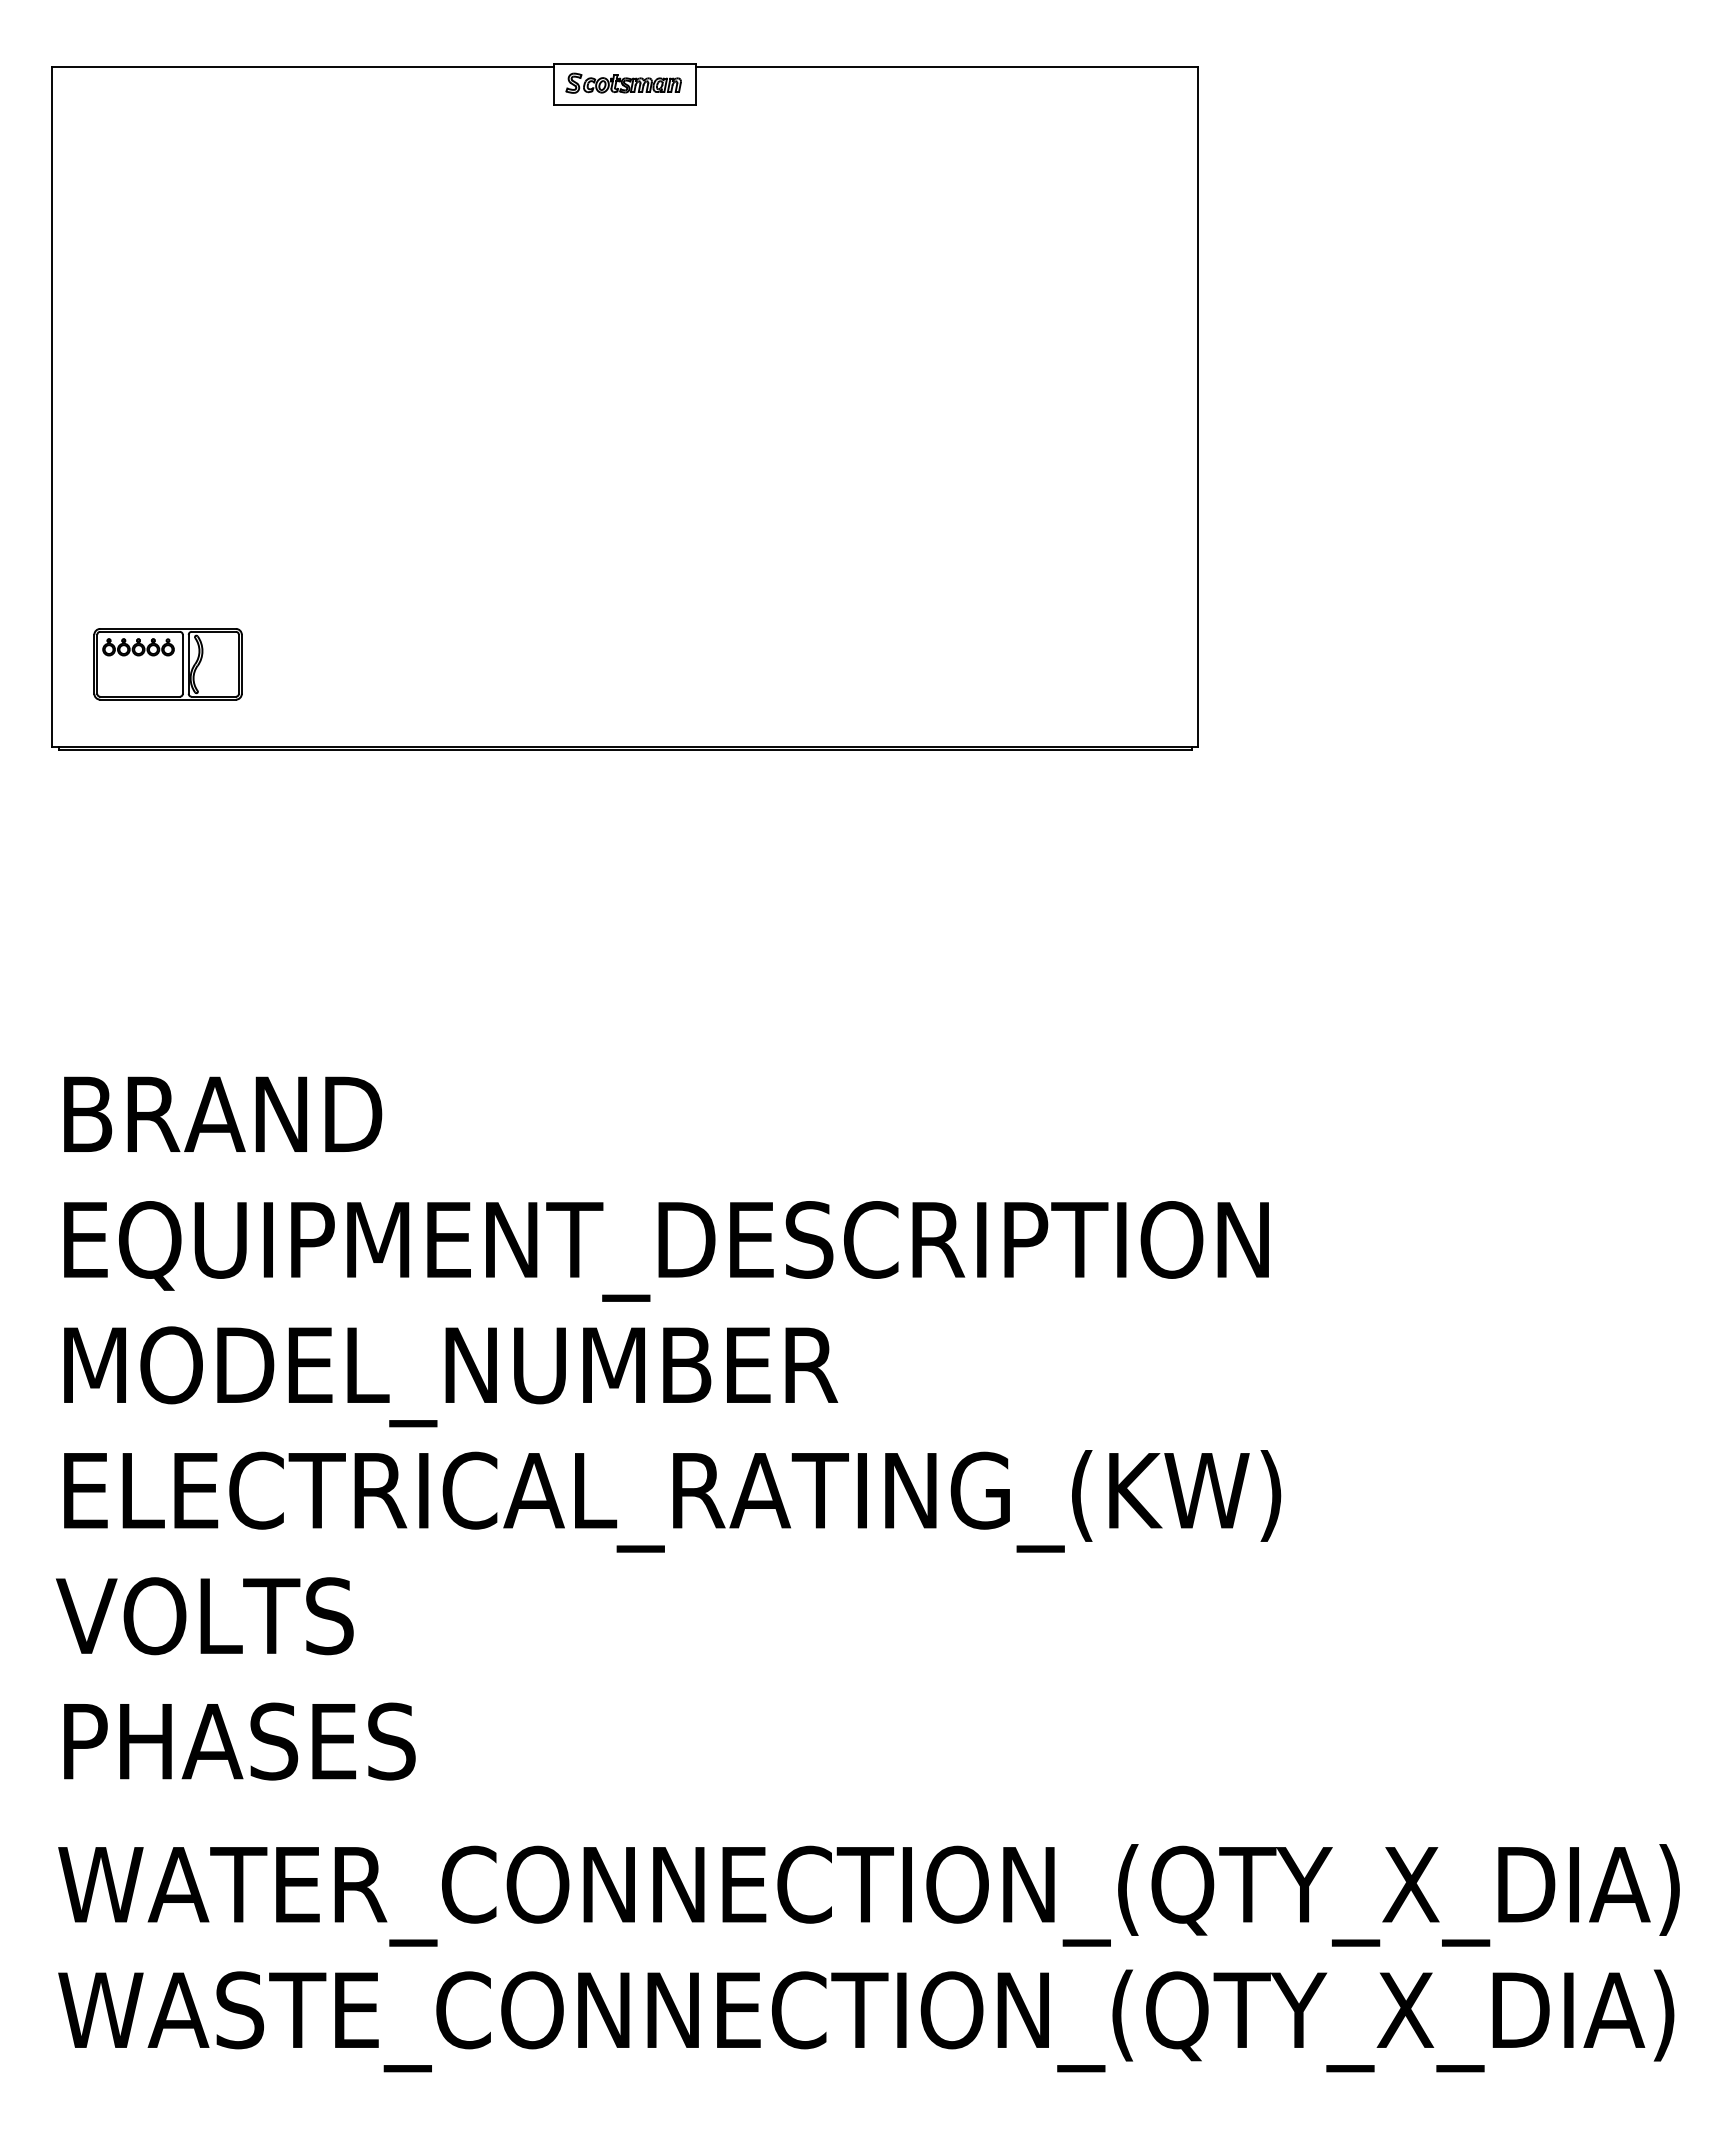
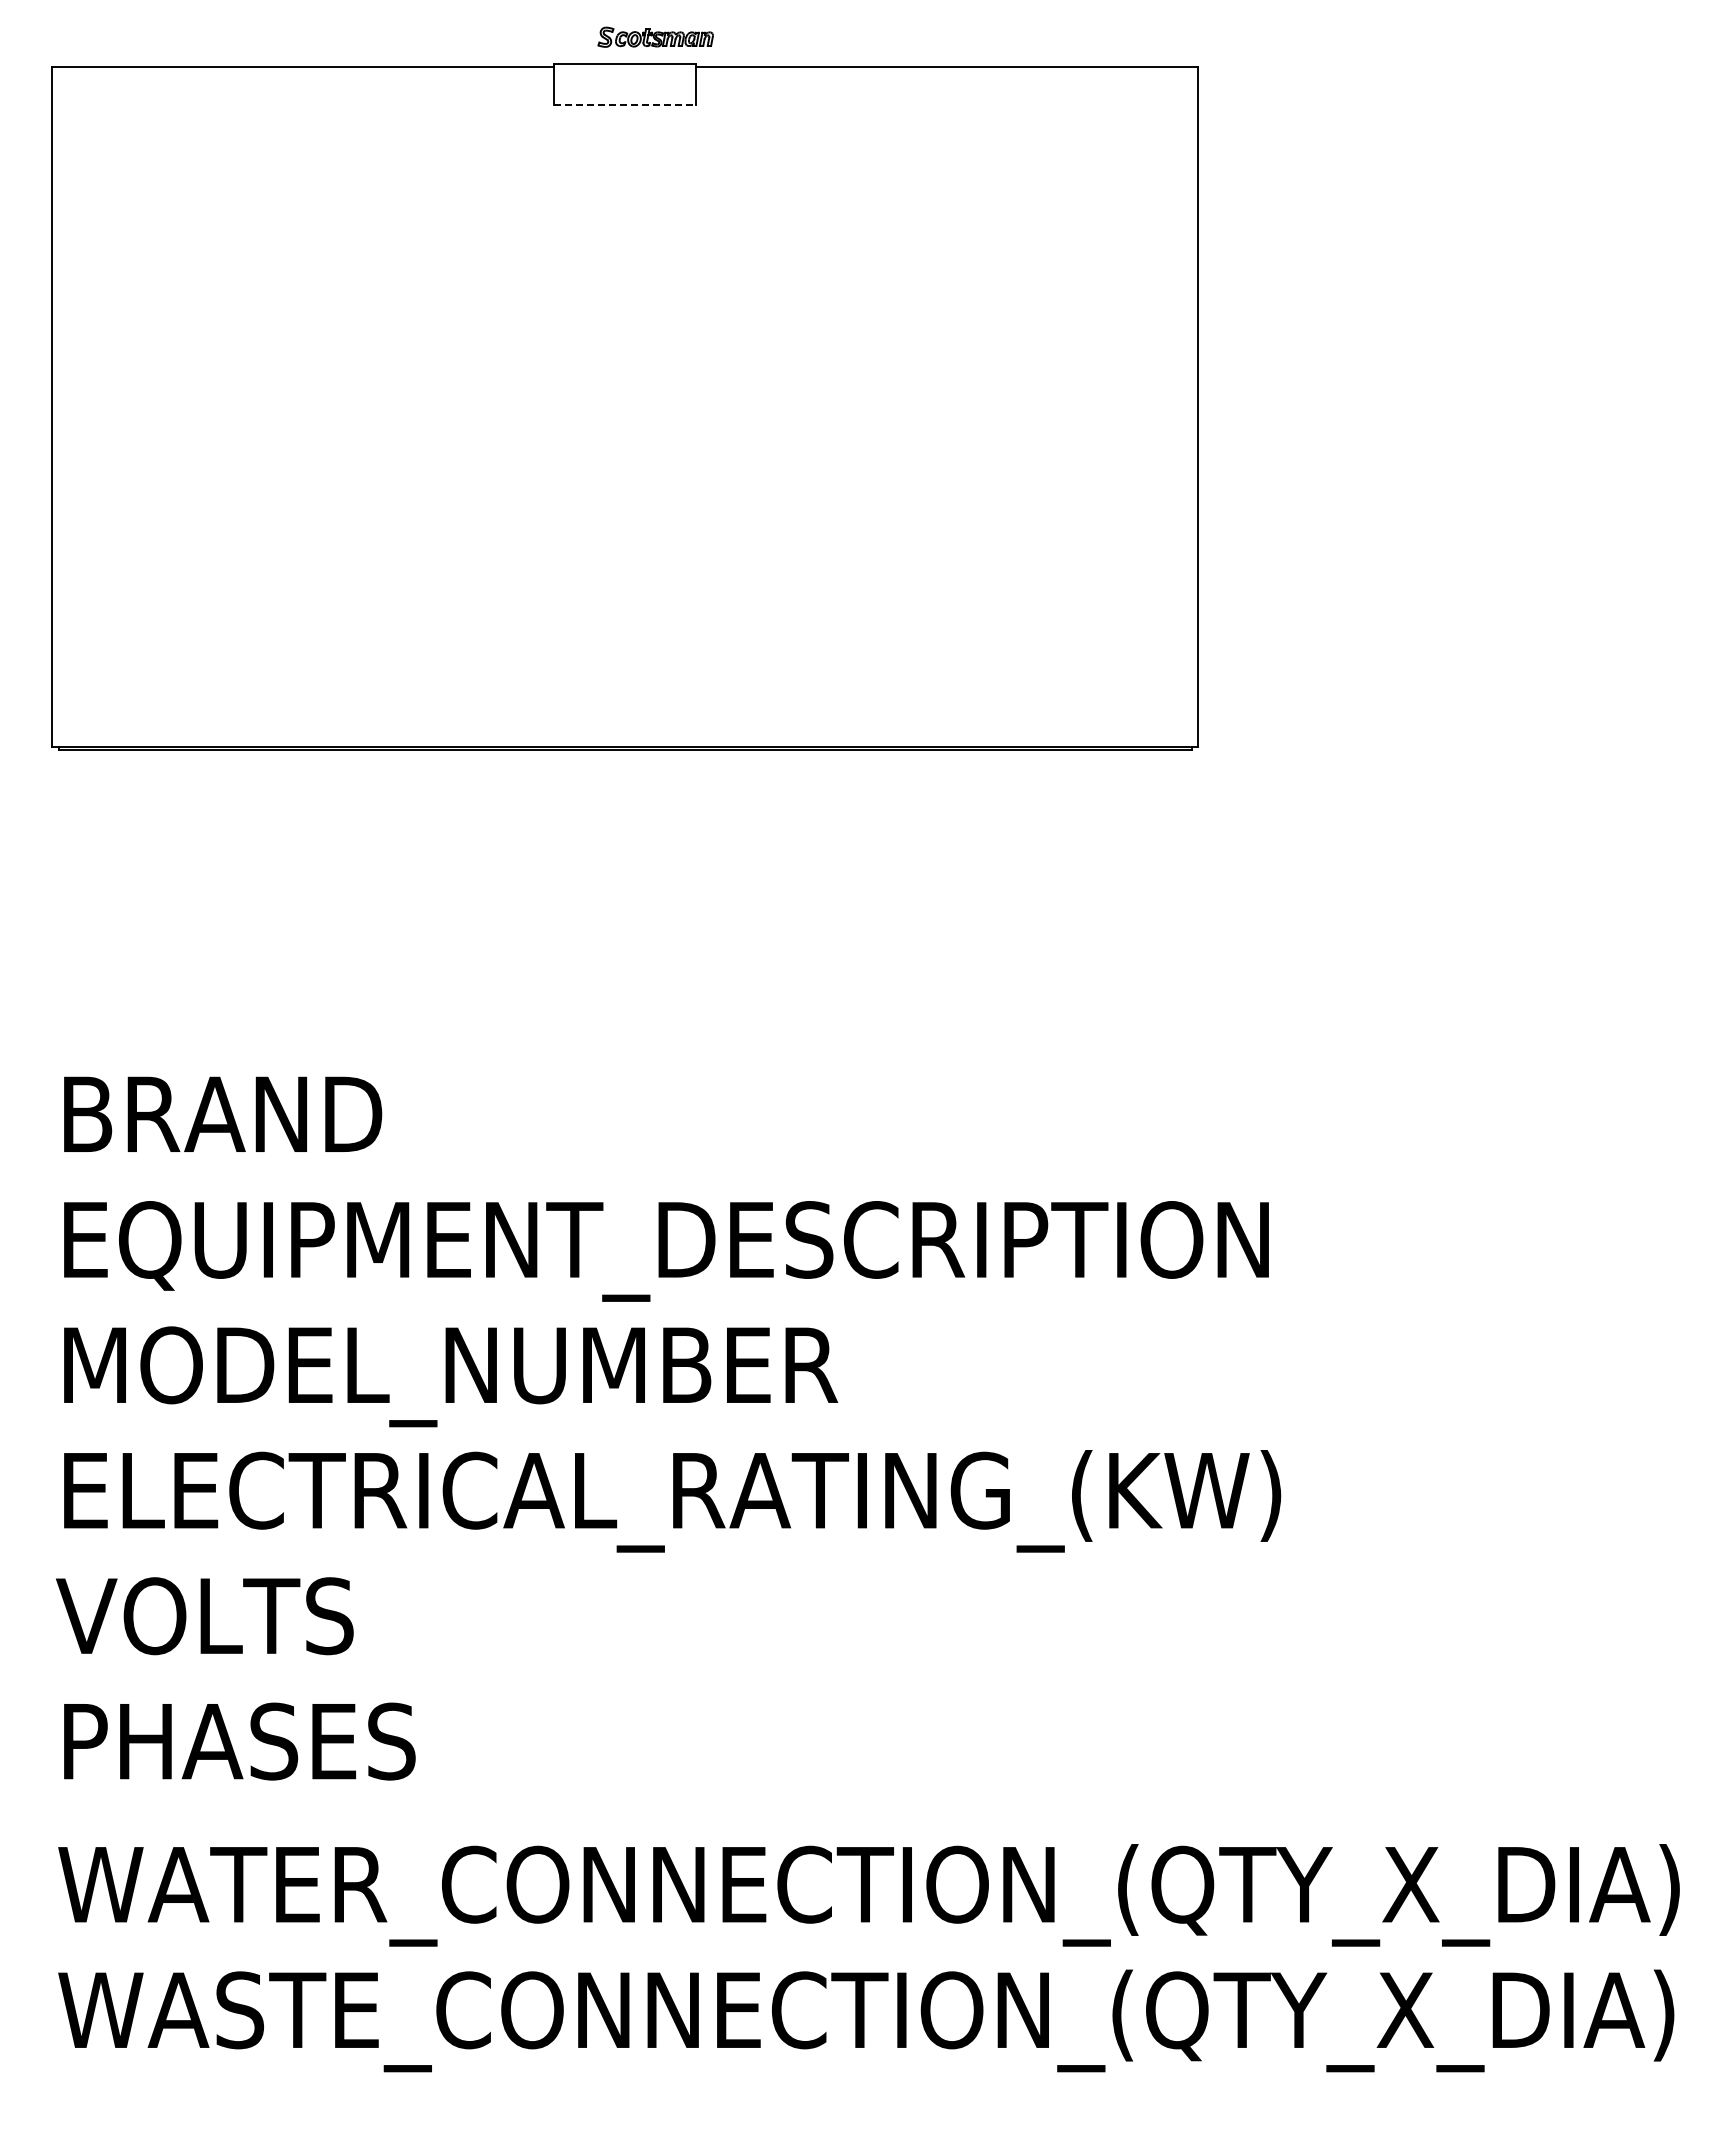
part position: (623, 82) -> (655, 36) (655, 36)
line: solid -> dashed (624, 105)
part: present -> none (167, 664)
